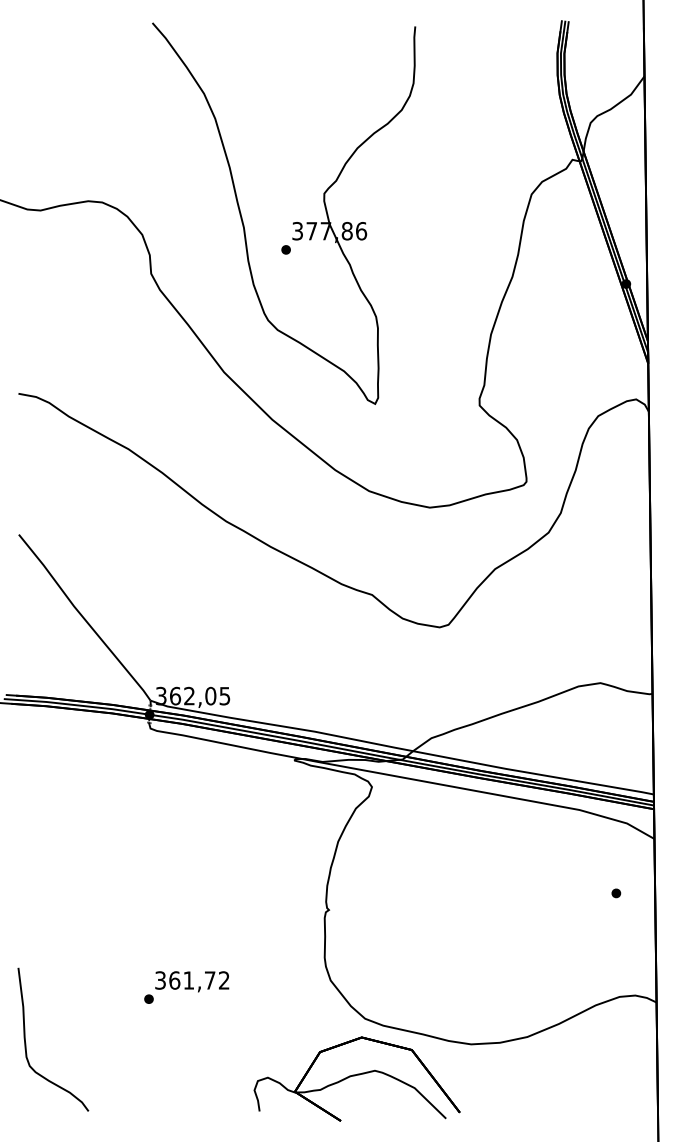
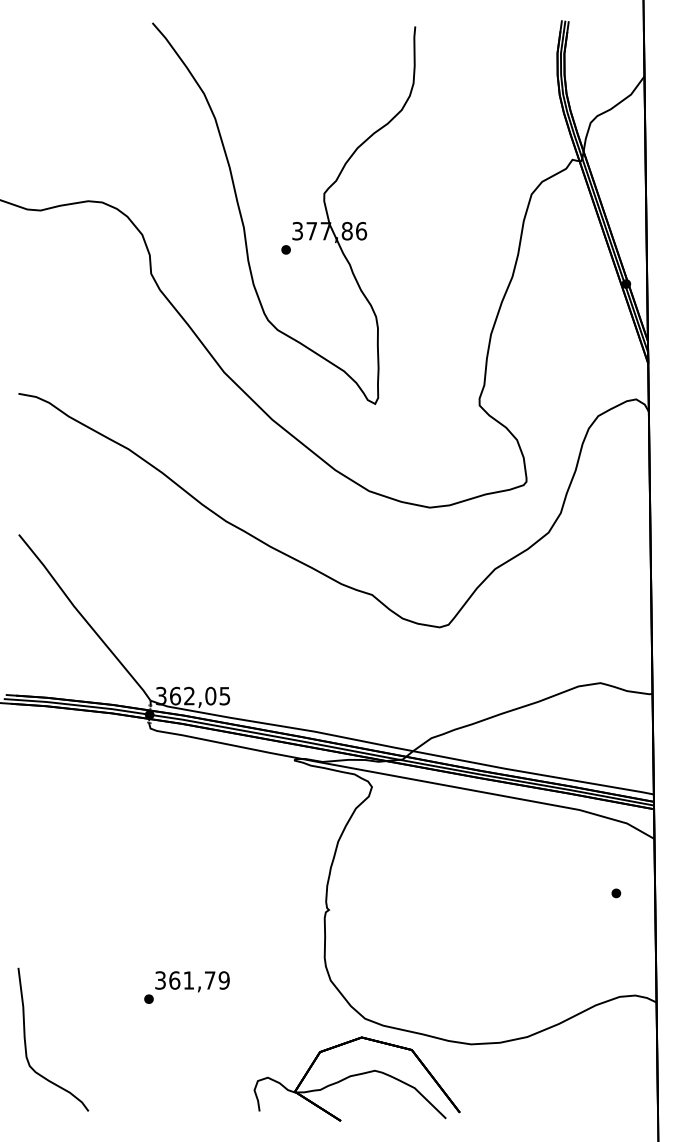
text: 361,72 -> 361,79 (223, 980)
